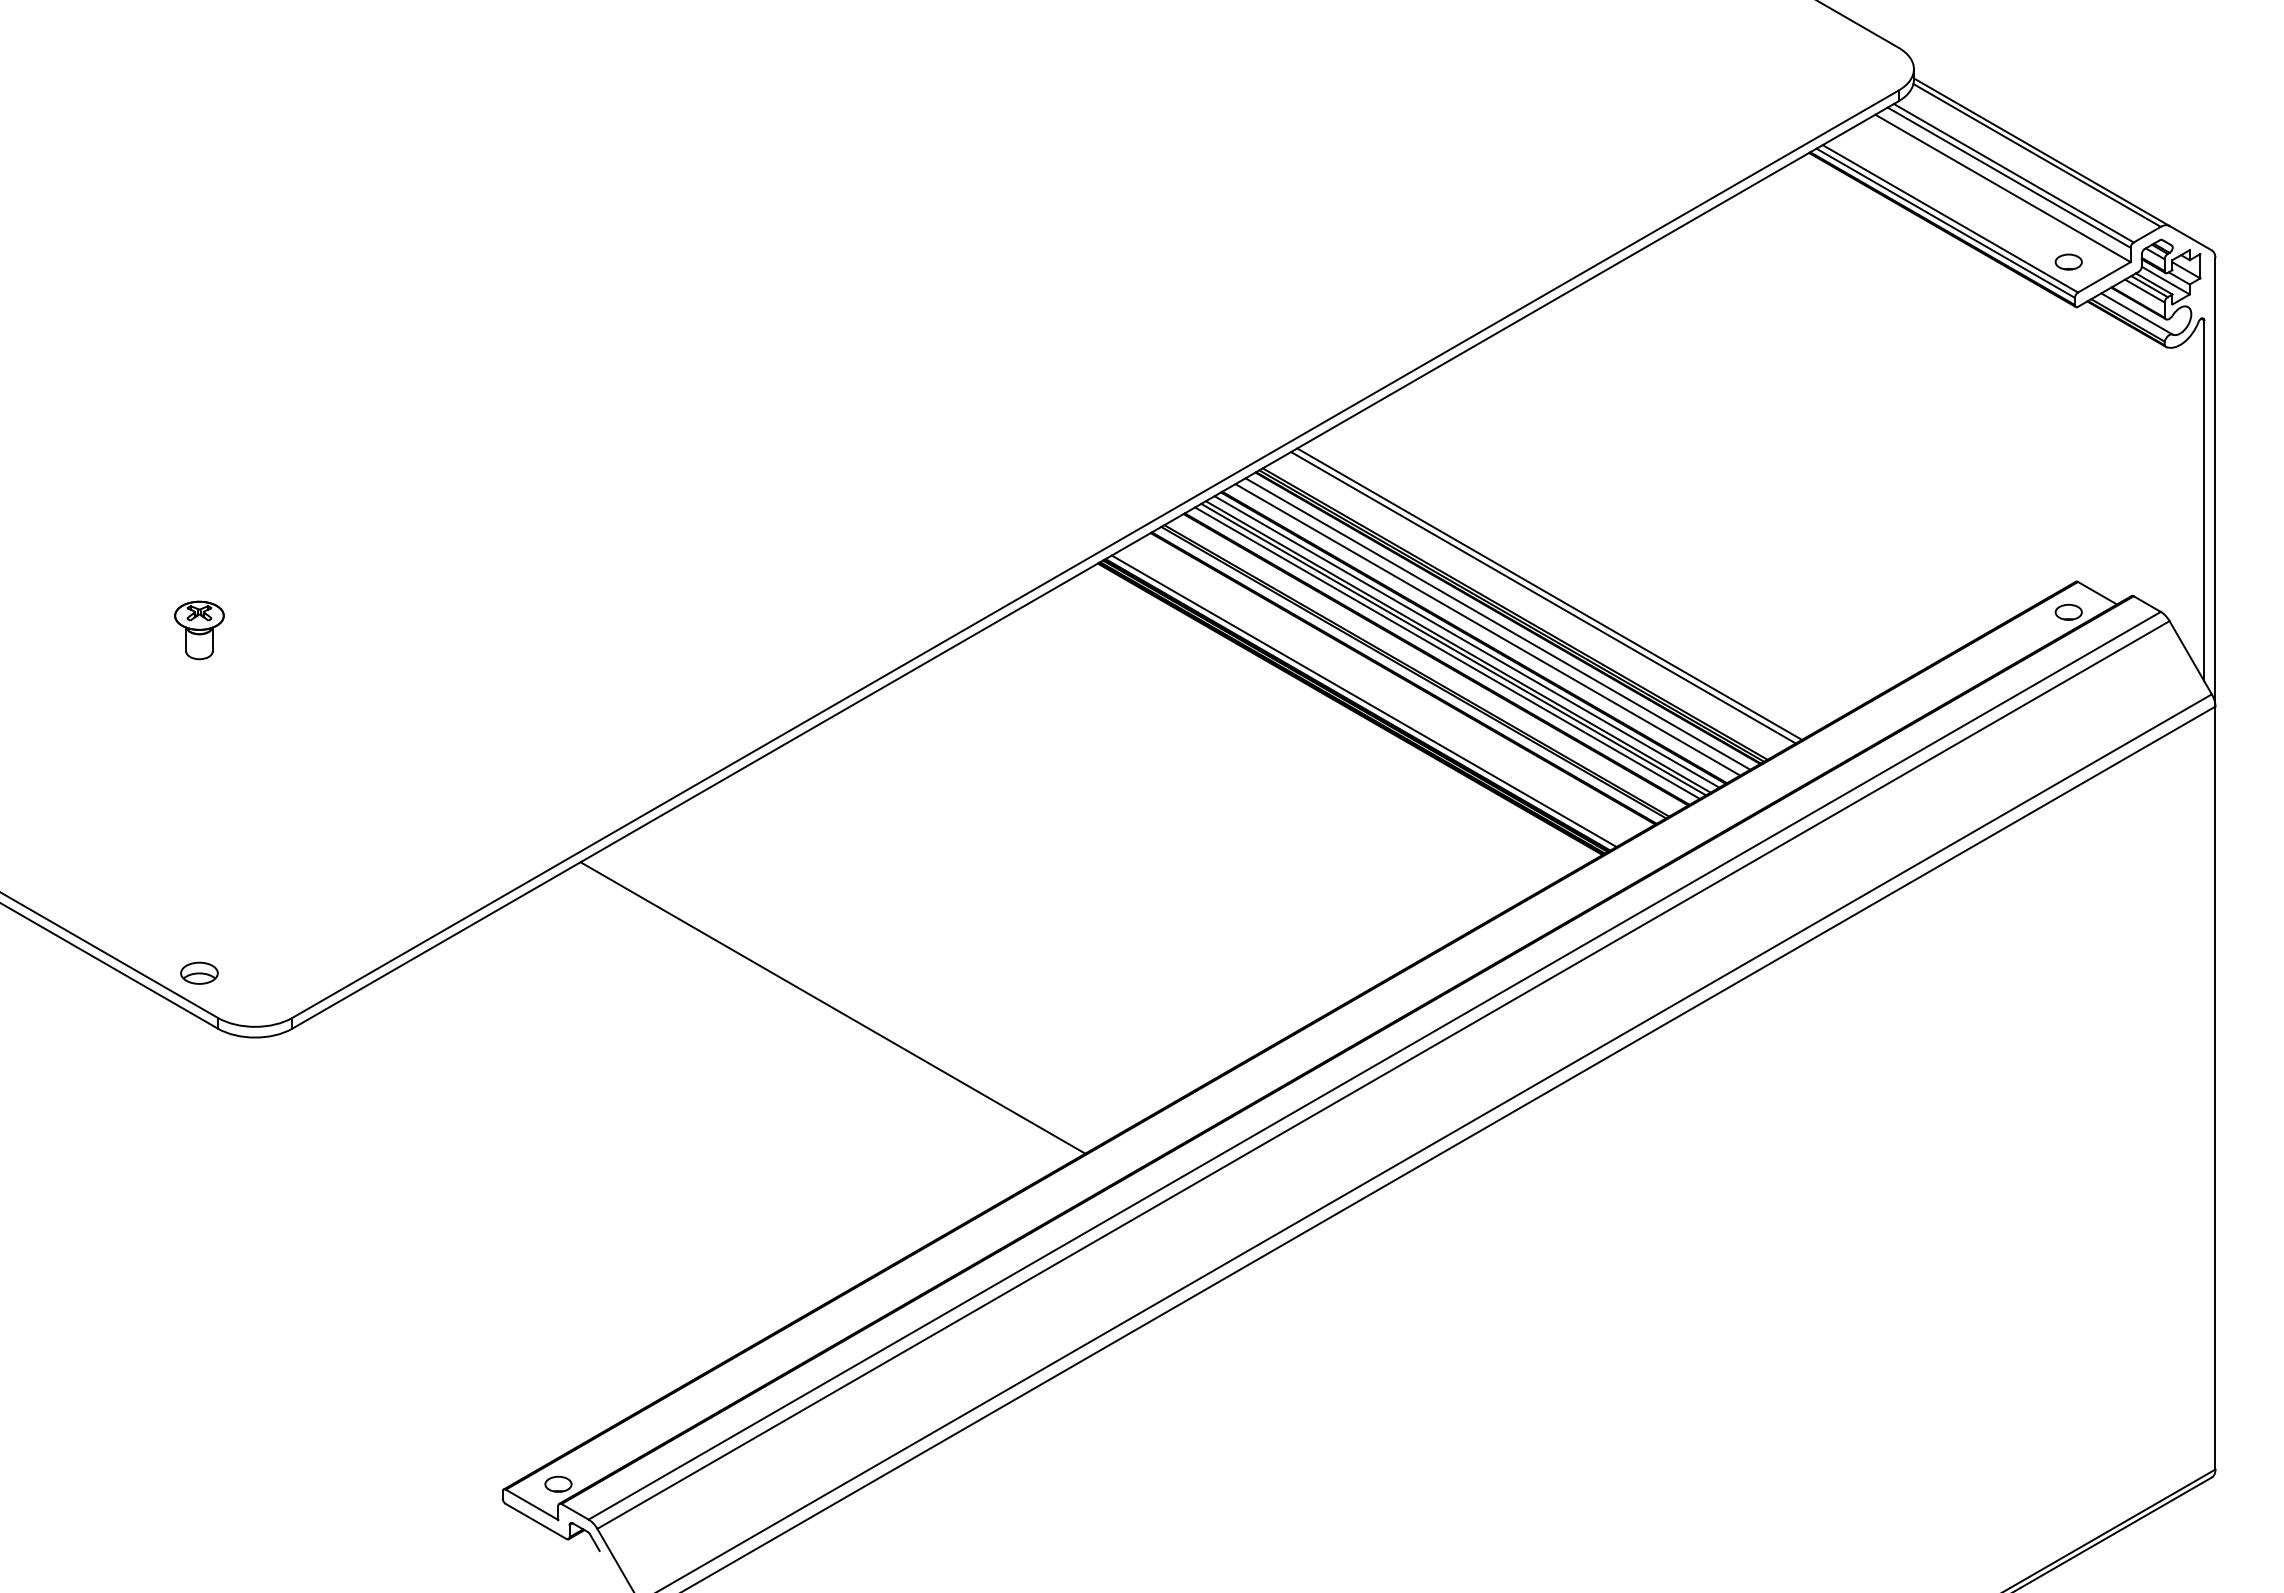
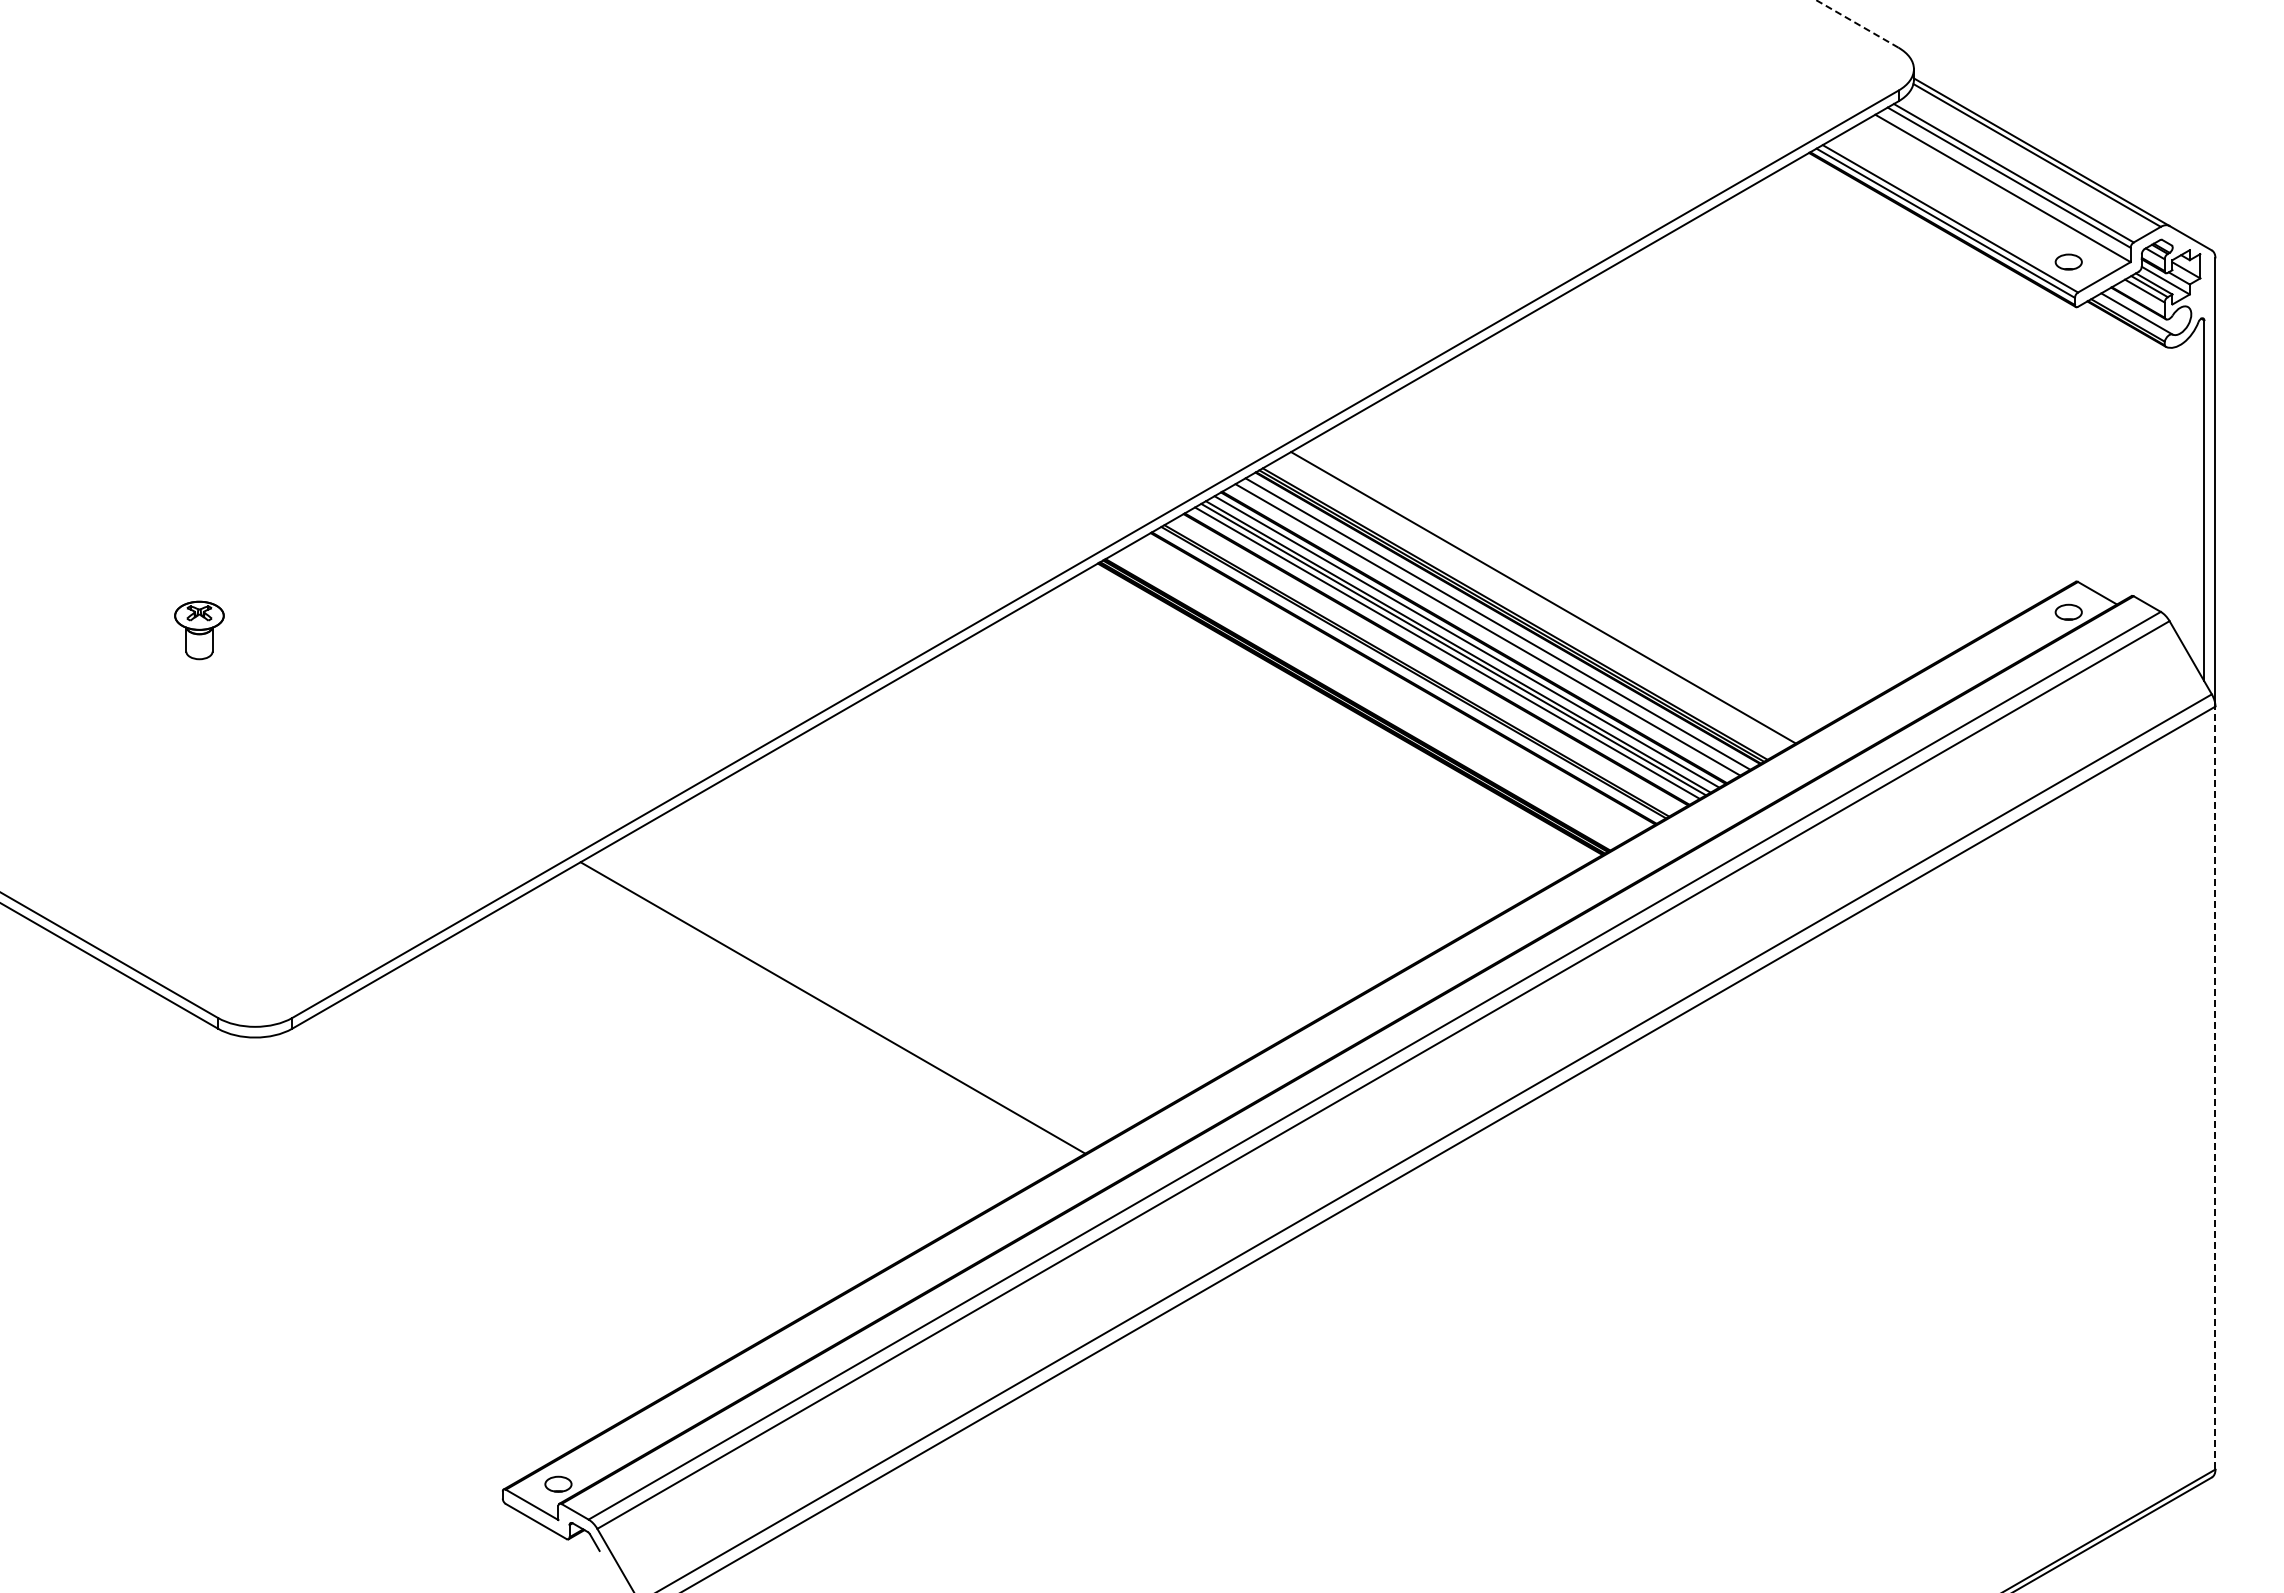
line: solid -> dashed (1857, 23)
line: present -> none (1549, 593)
line: present -> none (1363, 700)
part: present -> none (199, 972)
line: solid -> dashed (2215, 1087)
